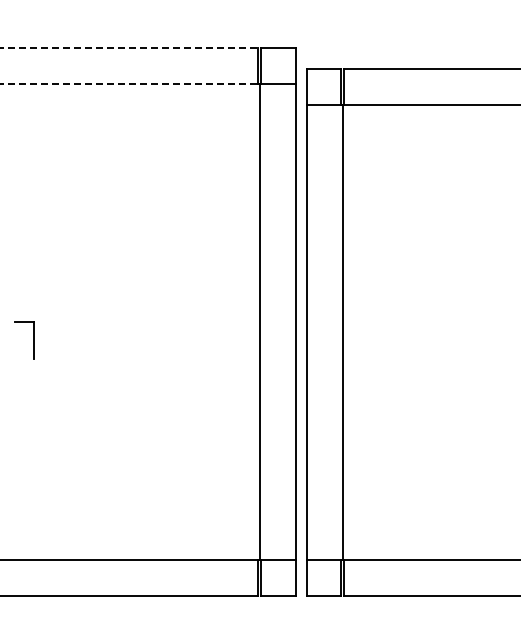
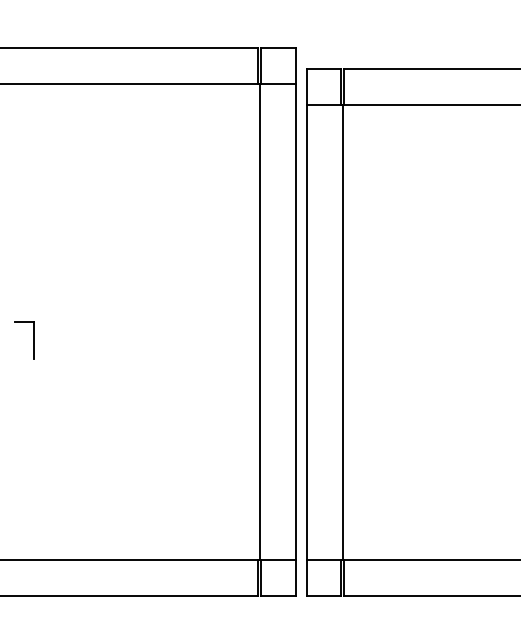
line: dashed -> solid (129, 47)
line: dashed -> solid (129, 83)
